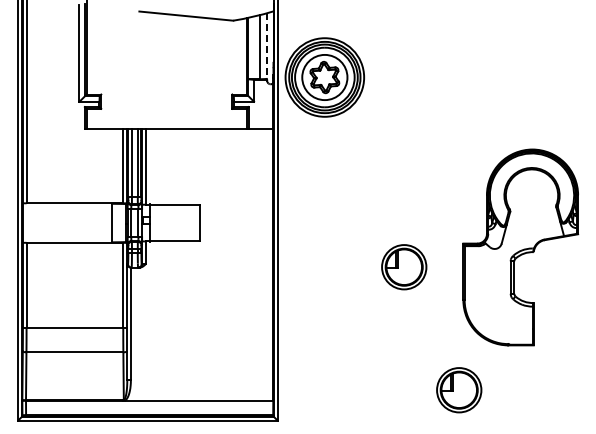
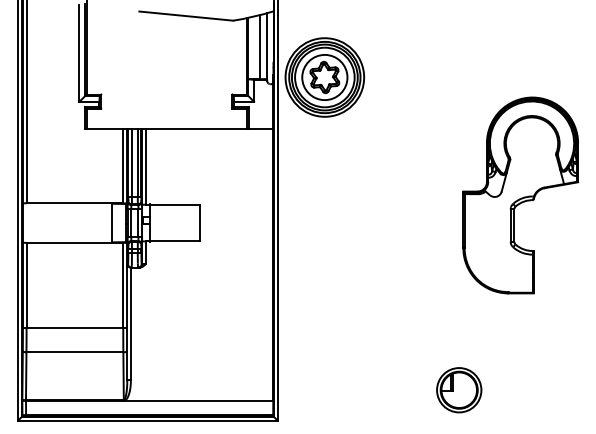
line: dashed -> solid (266, 46)
part position: (520, 247) -> (520, 195) (520, 195)
part: present -> none (404, 267)
